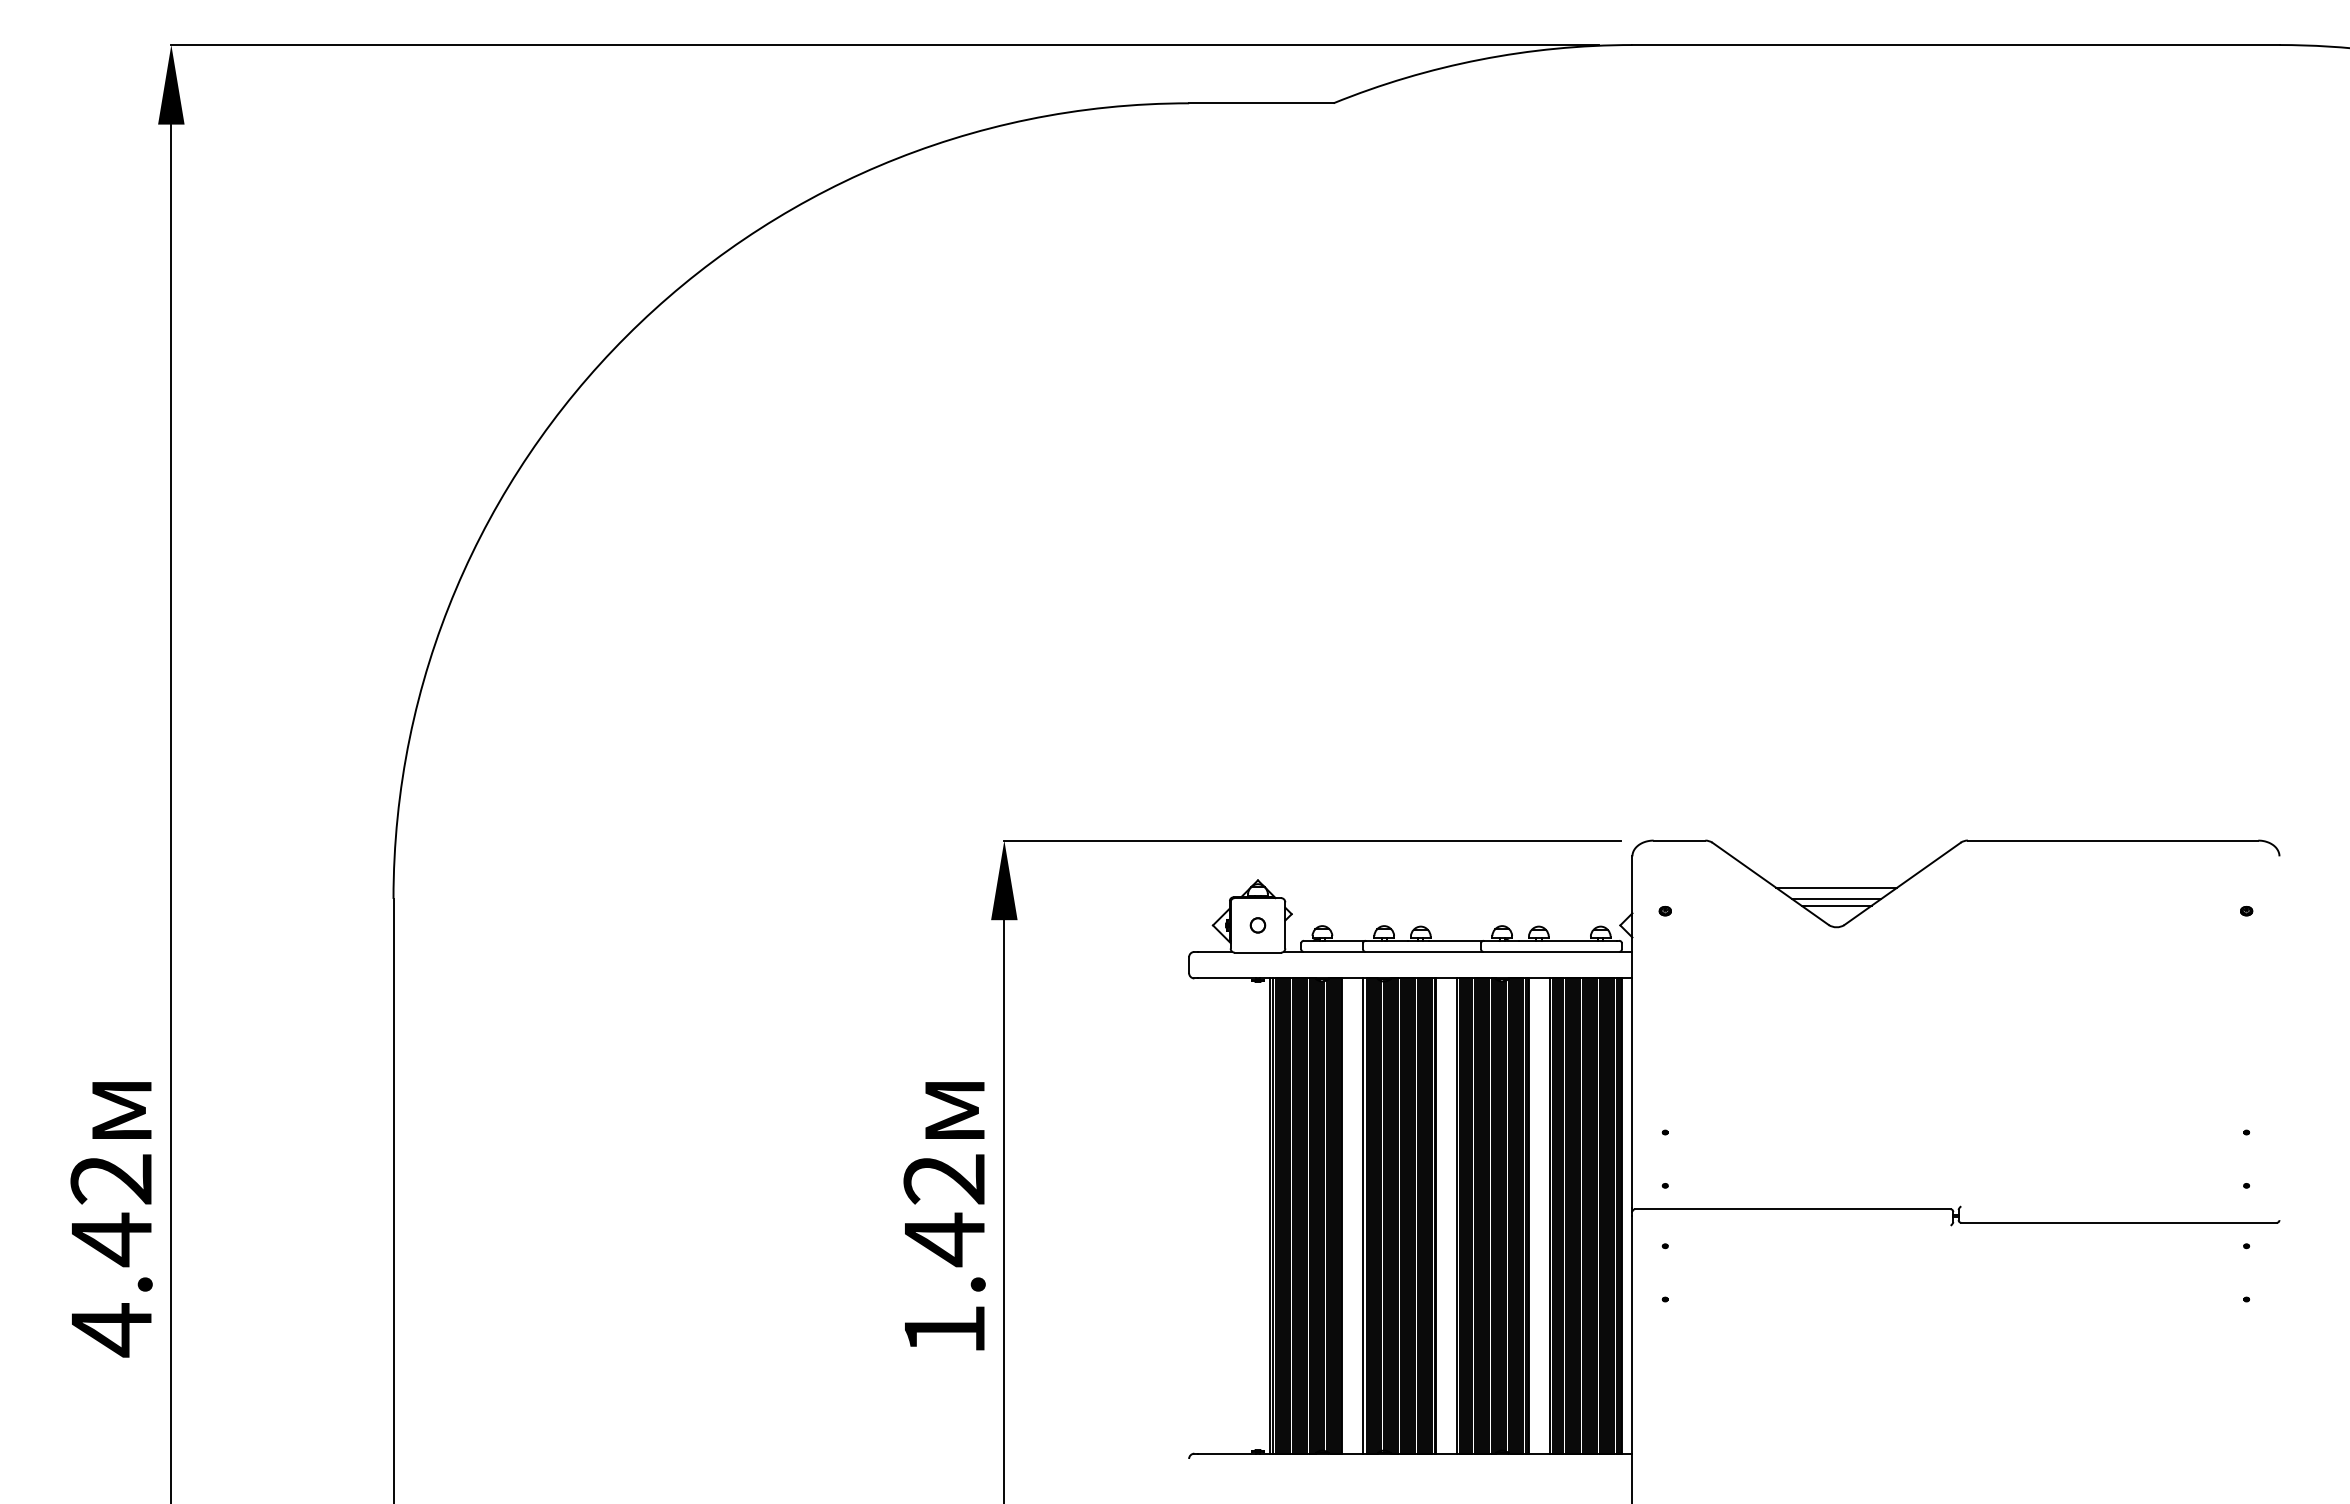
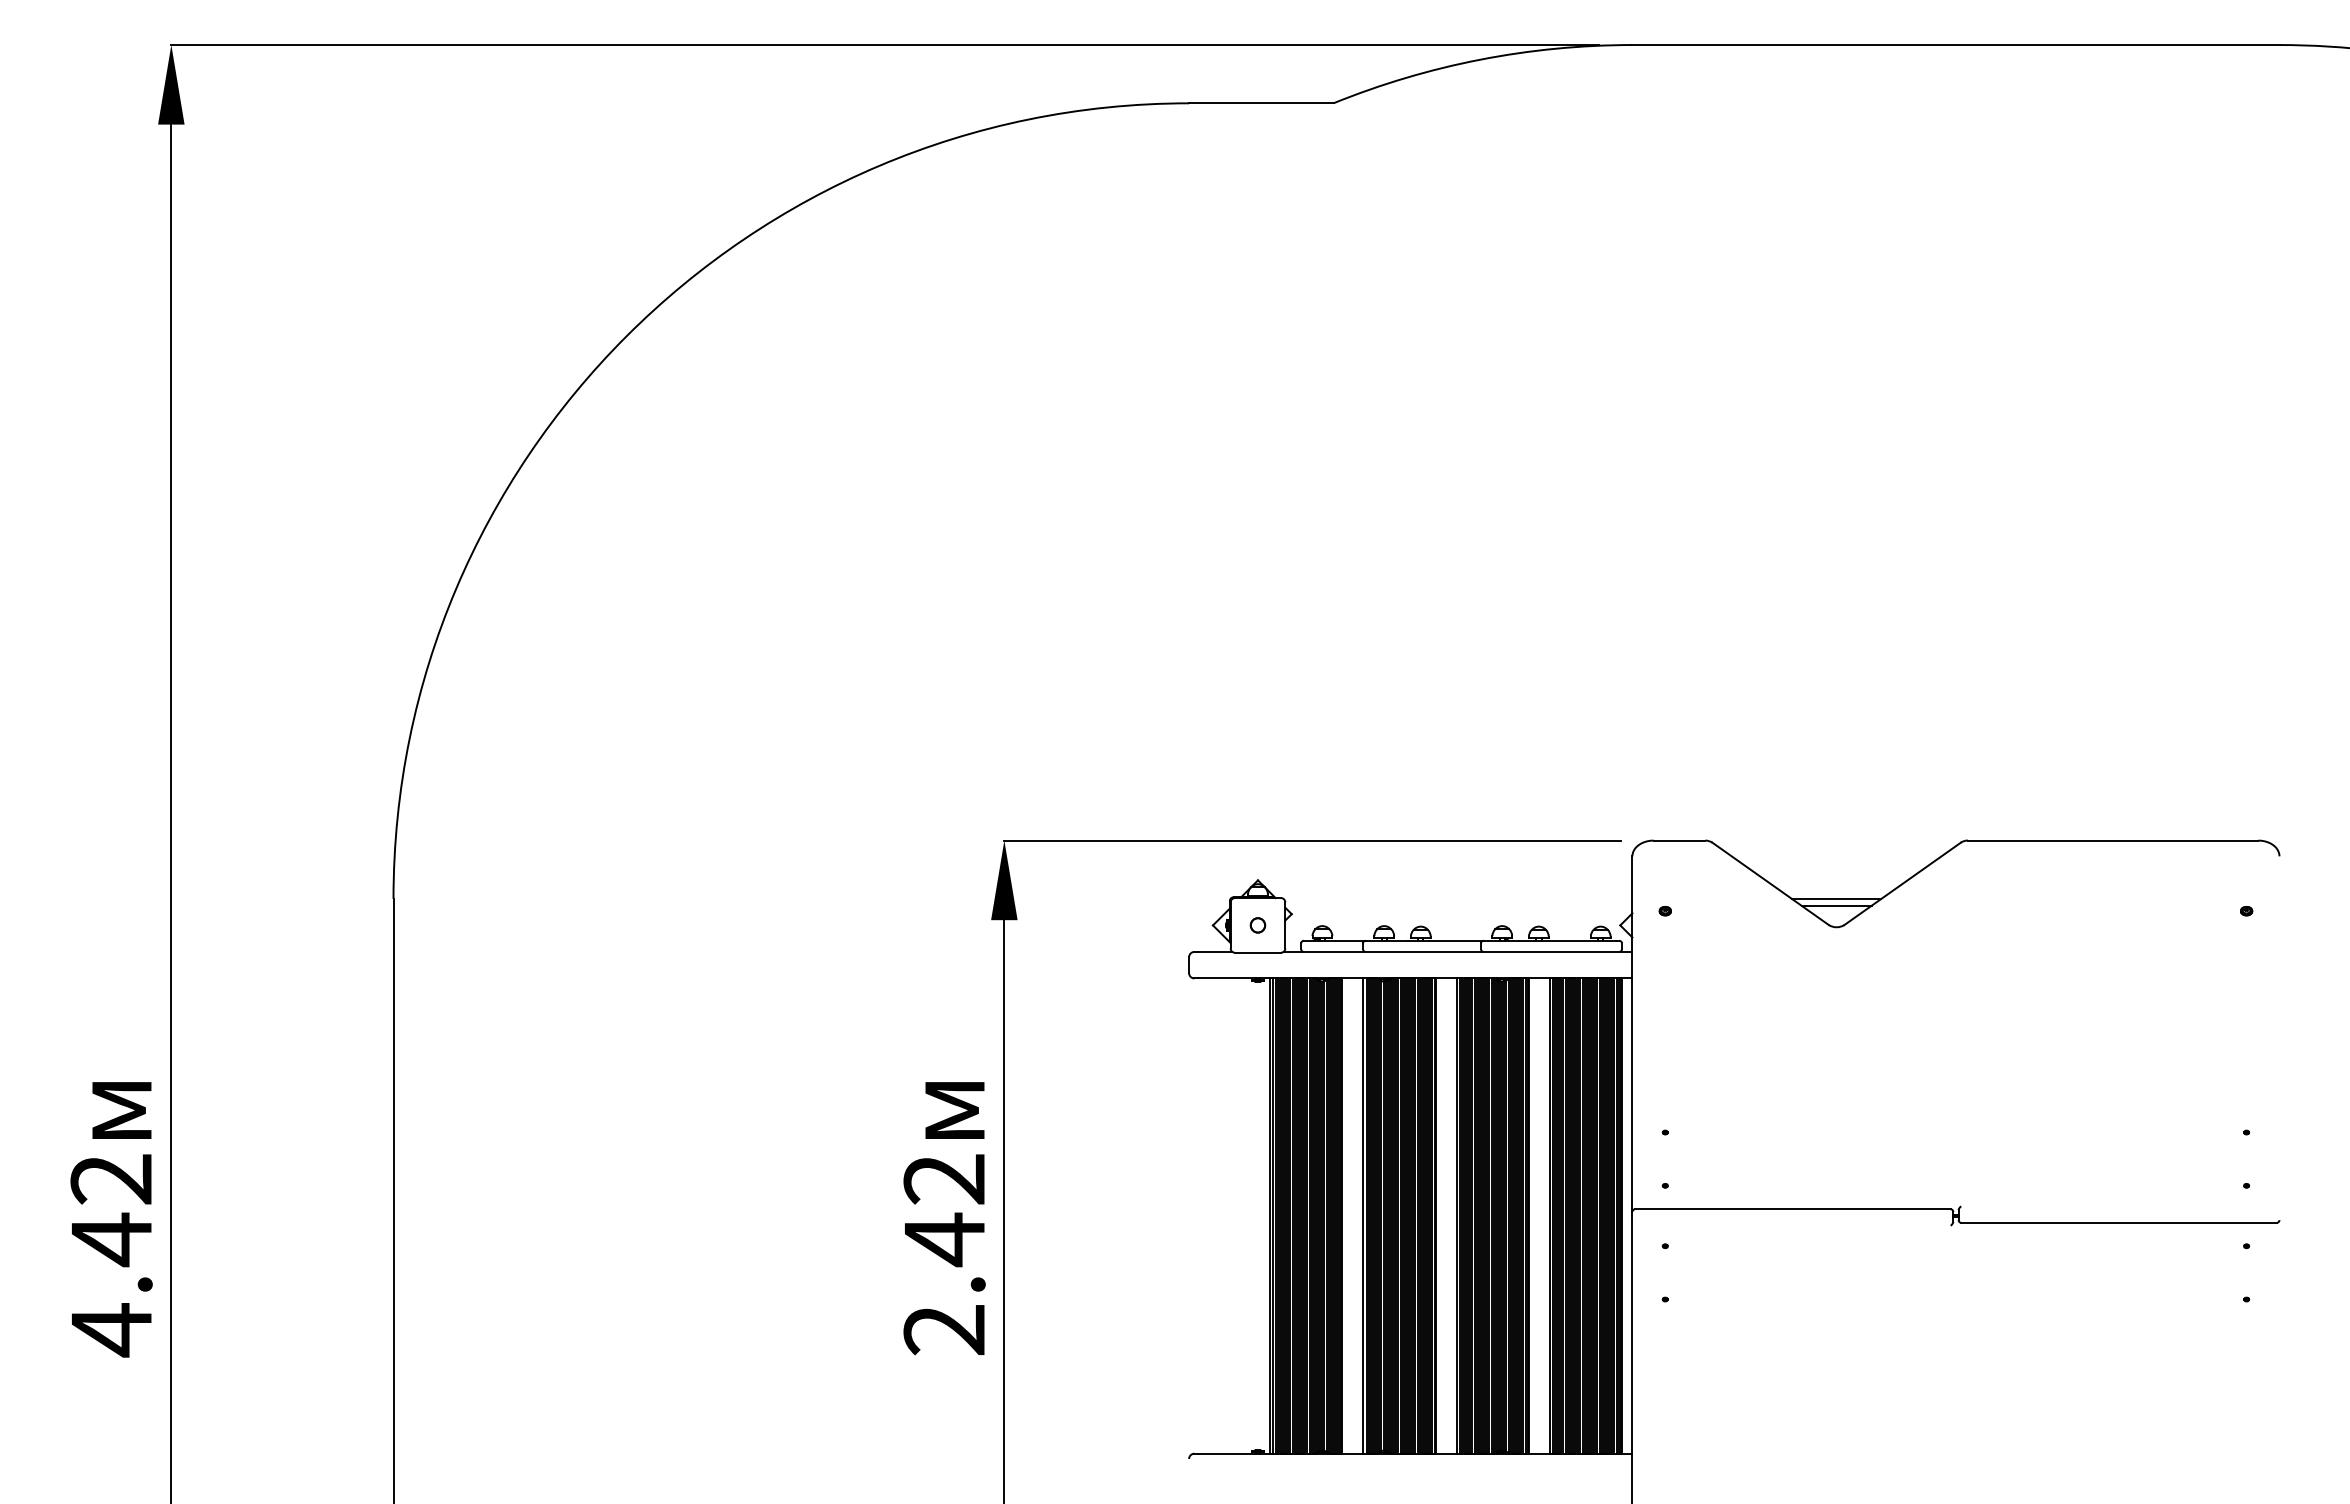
line: present -> none (1836, 887)
text: 1.42 -> 2.42 (943, 1330)
